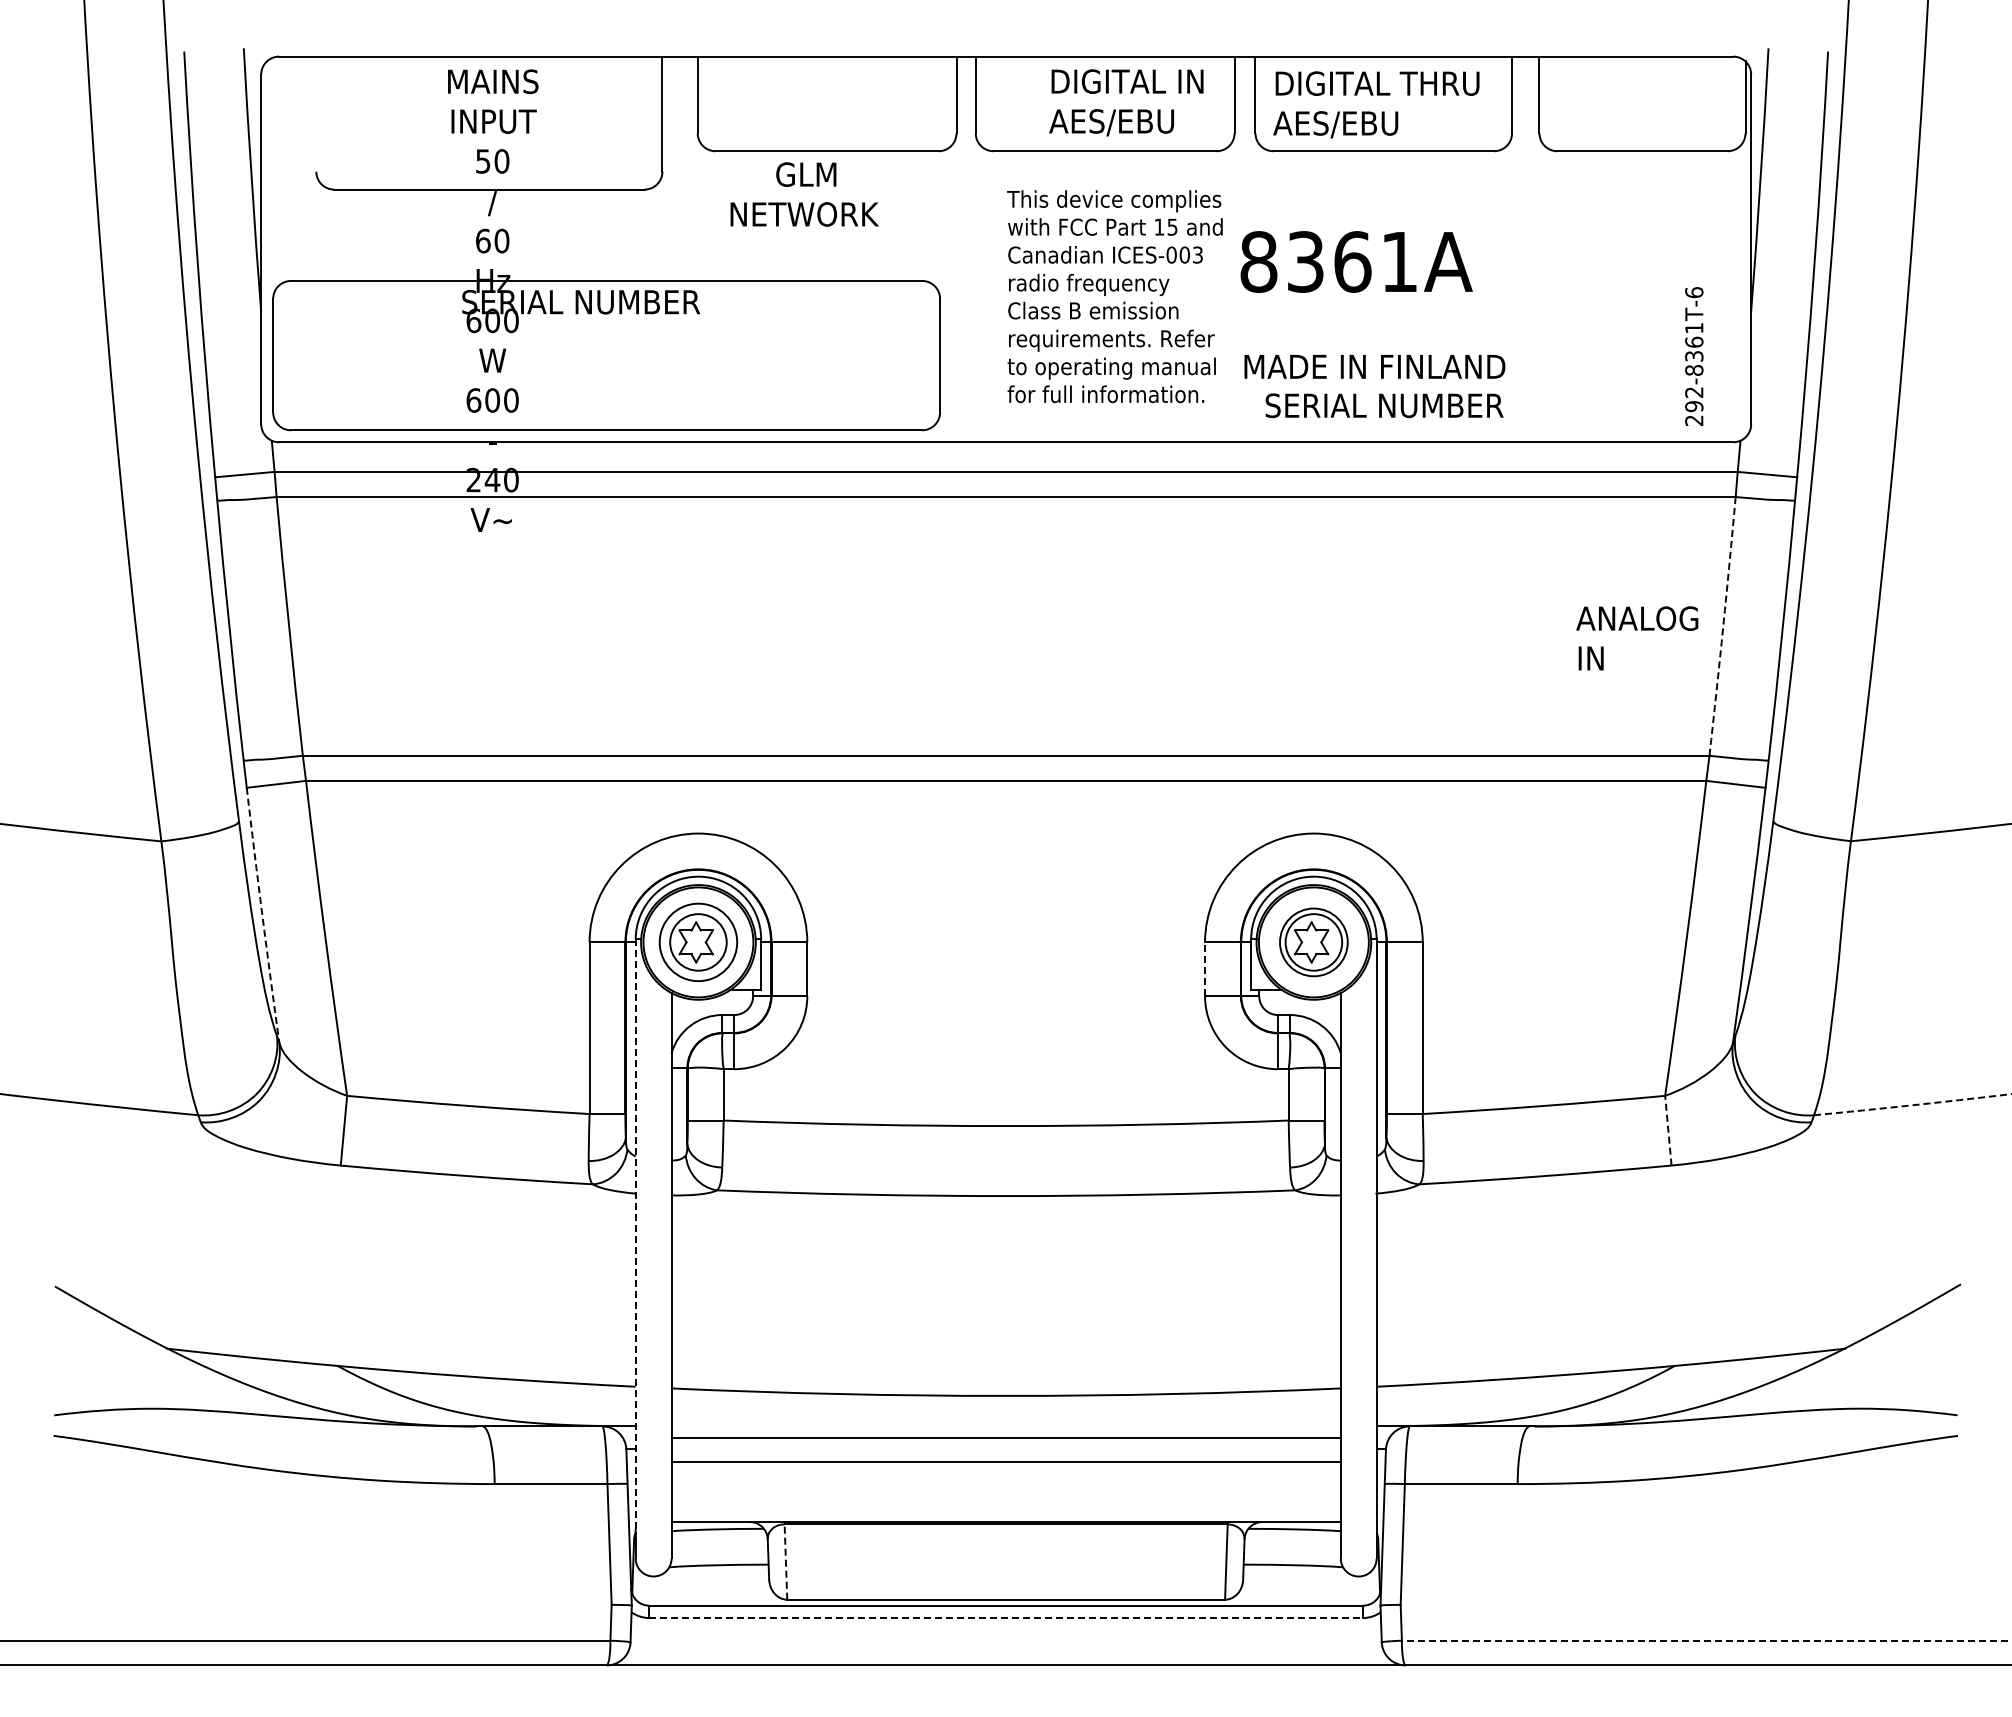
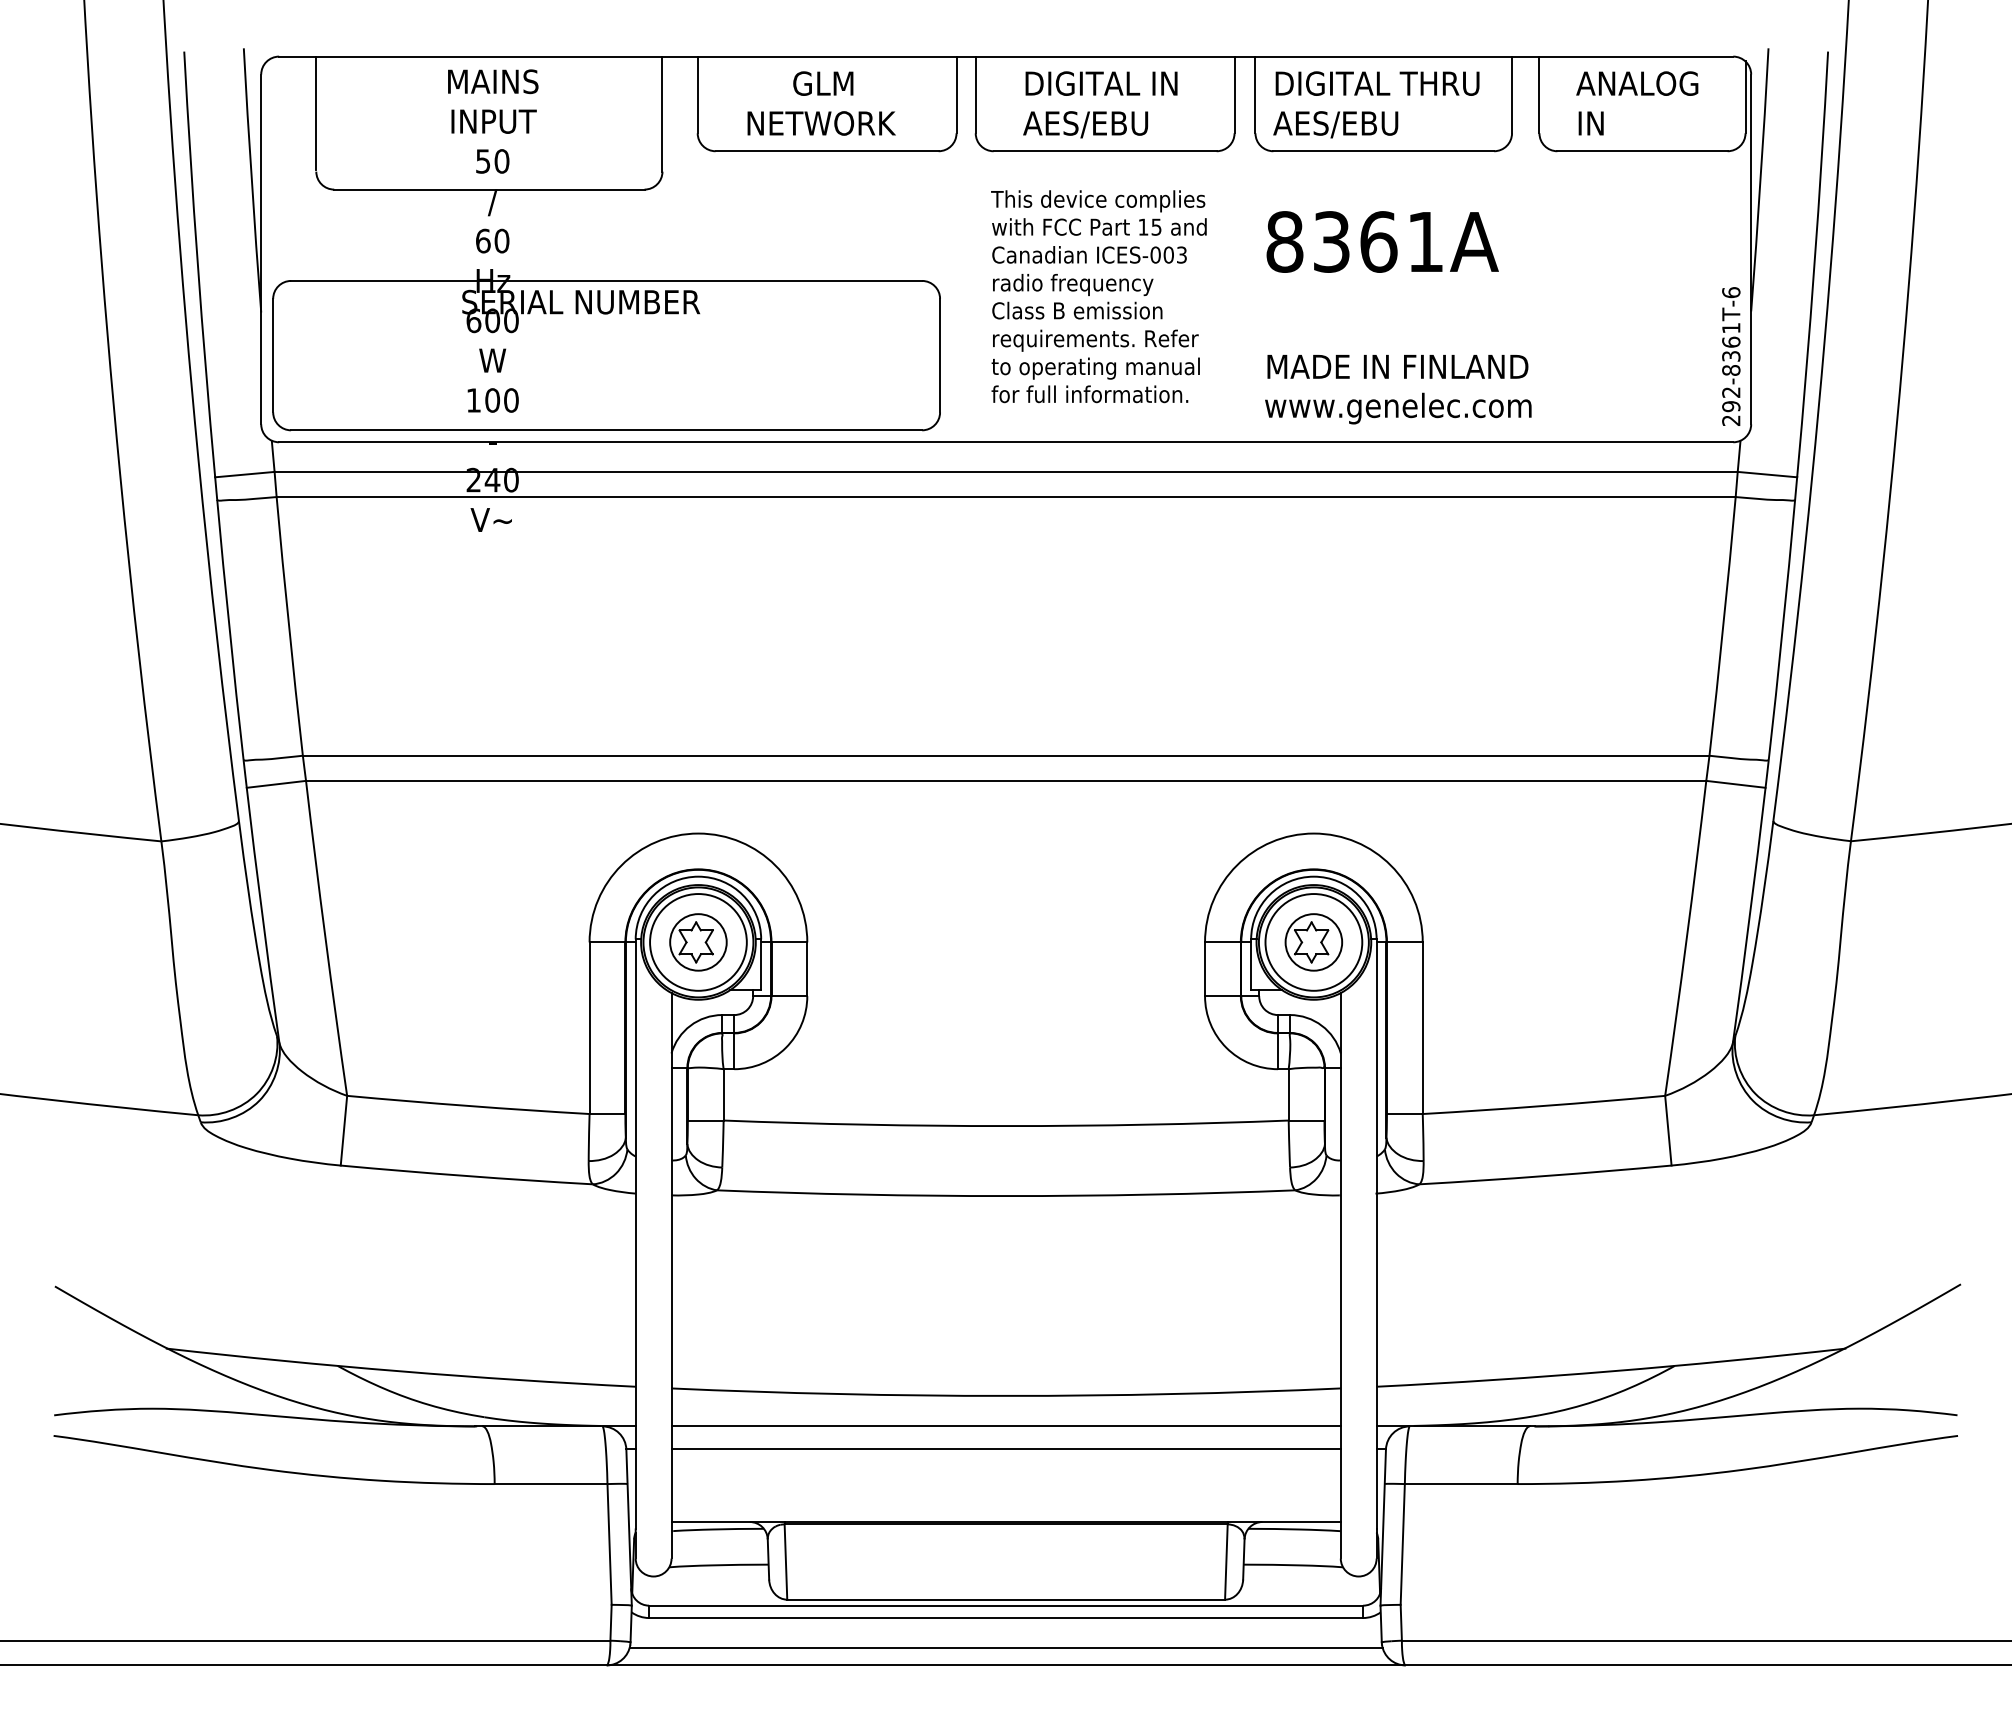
text position: (1126, 102) -> (1100, 104) (1100, 104)
line: none -> present (316, 112)
text position: (804, 194) -> (821, 103) (821, 103)
text position: (1356, 261) -> (1382, 241) (1382, 241)
text position: (1114, 296) -> (1098, 296) (1098, 296)
text position: (1694, 356) -> (1731, 356) (1731, 356)
text position: (1374, 366) -> (1397, 366) (1397, 366)
text: 600 -> 100 (473, 400)
text: SERIAL NUMBER -> www.genelec.com (1398, 408)
arc: dashed -> solid (1723, 626)
text position: (1637, 638) -> (1637, 103) (1637, 103)
arc: dashed -> solid (262, 915)
circle diameter: 77 px -> 97 px (698, 942)
circle diameter: 68 px -> 97 px (1313, 942)
line: dashed -> solid (1205, 969)
arc: dashed -> solid (1913, 1105)
line: dashed -> solid (1668, 1130)
line: dashed -> solid (635, 1234)
line position: (1005, 1438) -> (1005, 1426) (1005, 1426)
line position: (1005, 1462) -> (1005, 1449) (1005, 1449)
line: dashed -> solid (785, 1562)
line: dashed -> solid (1006, 1618)
line: dashed -> solid (1706, 1640)
line: none -> present (1005, 1648)
